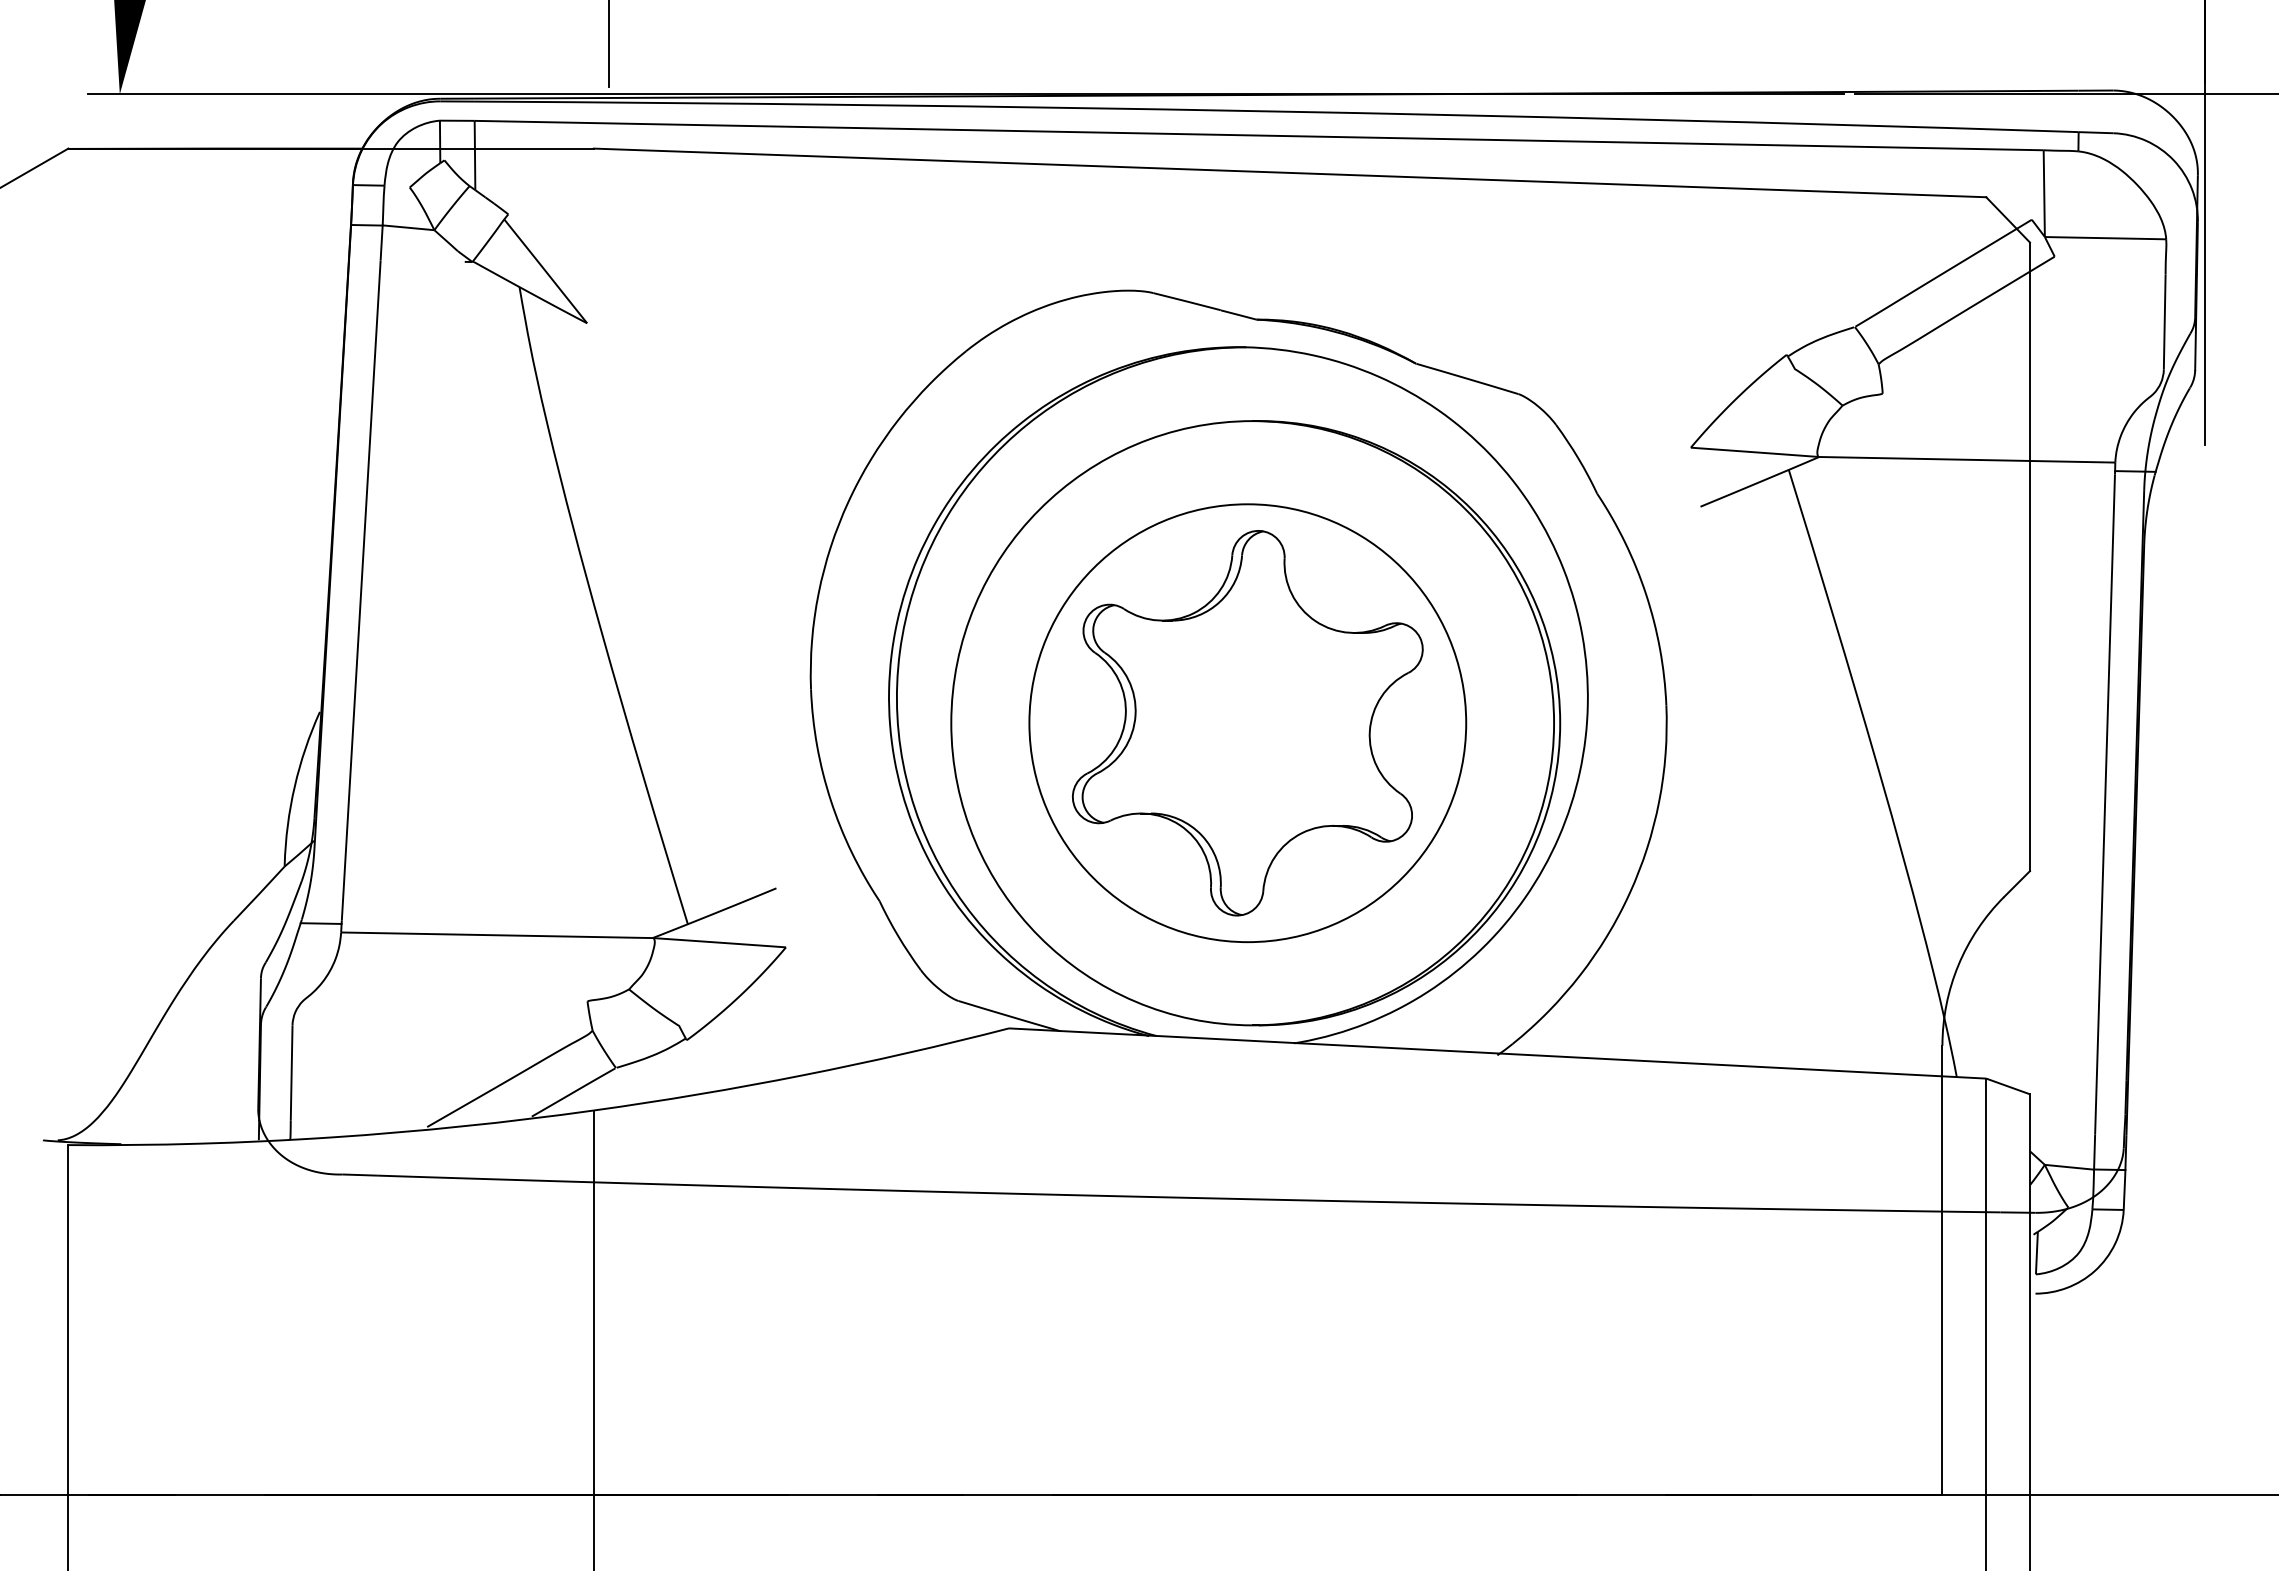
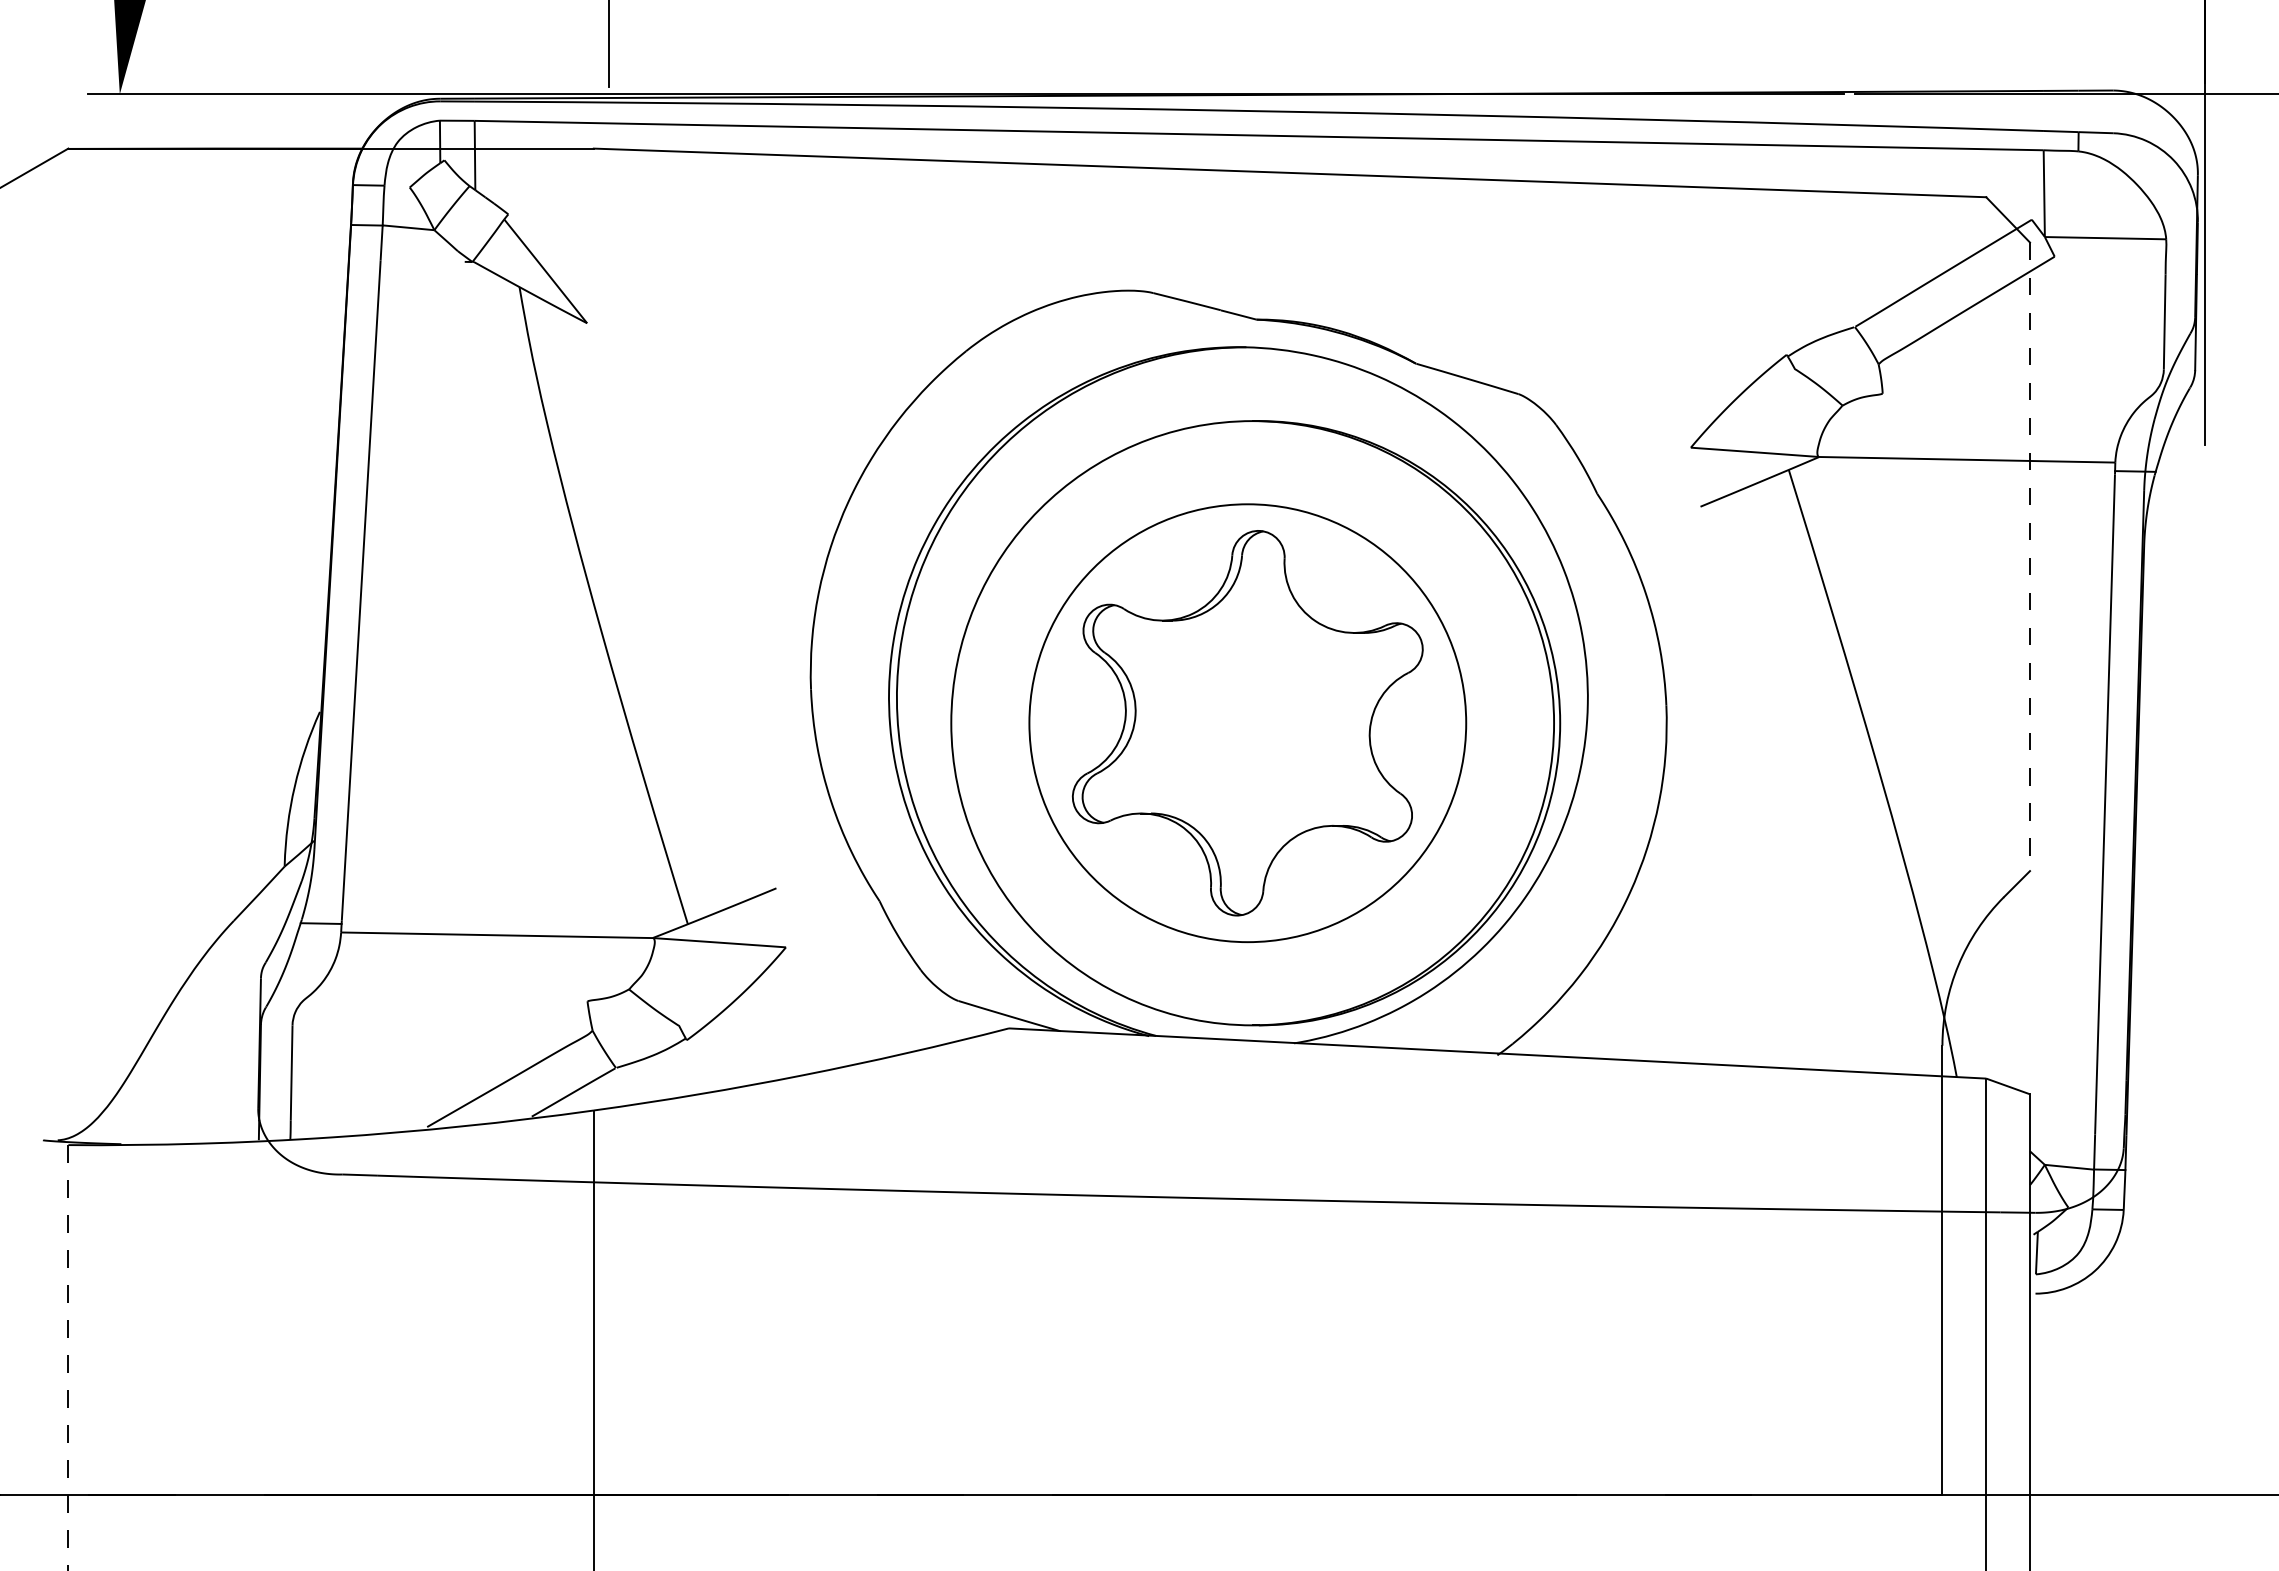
line: solid -> dashed (2030, 557)
line: solid -> dashed (68, 1358)
